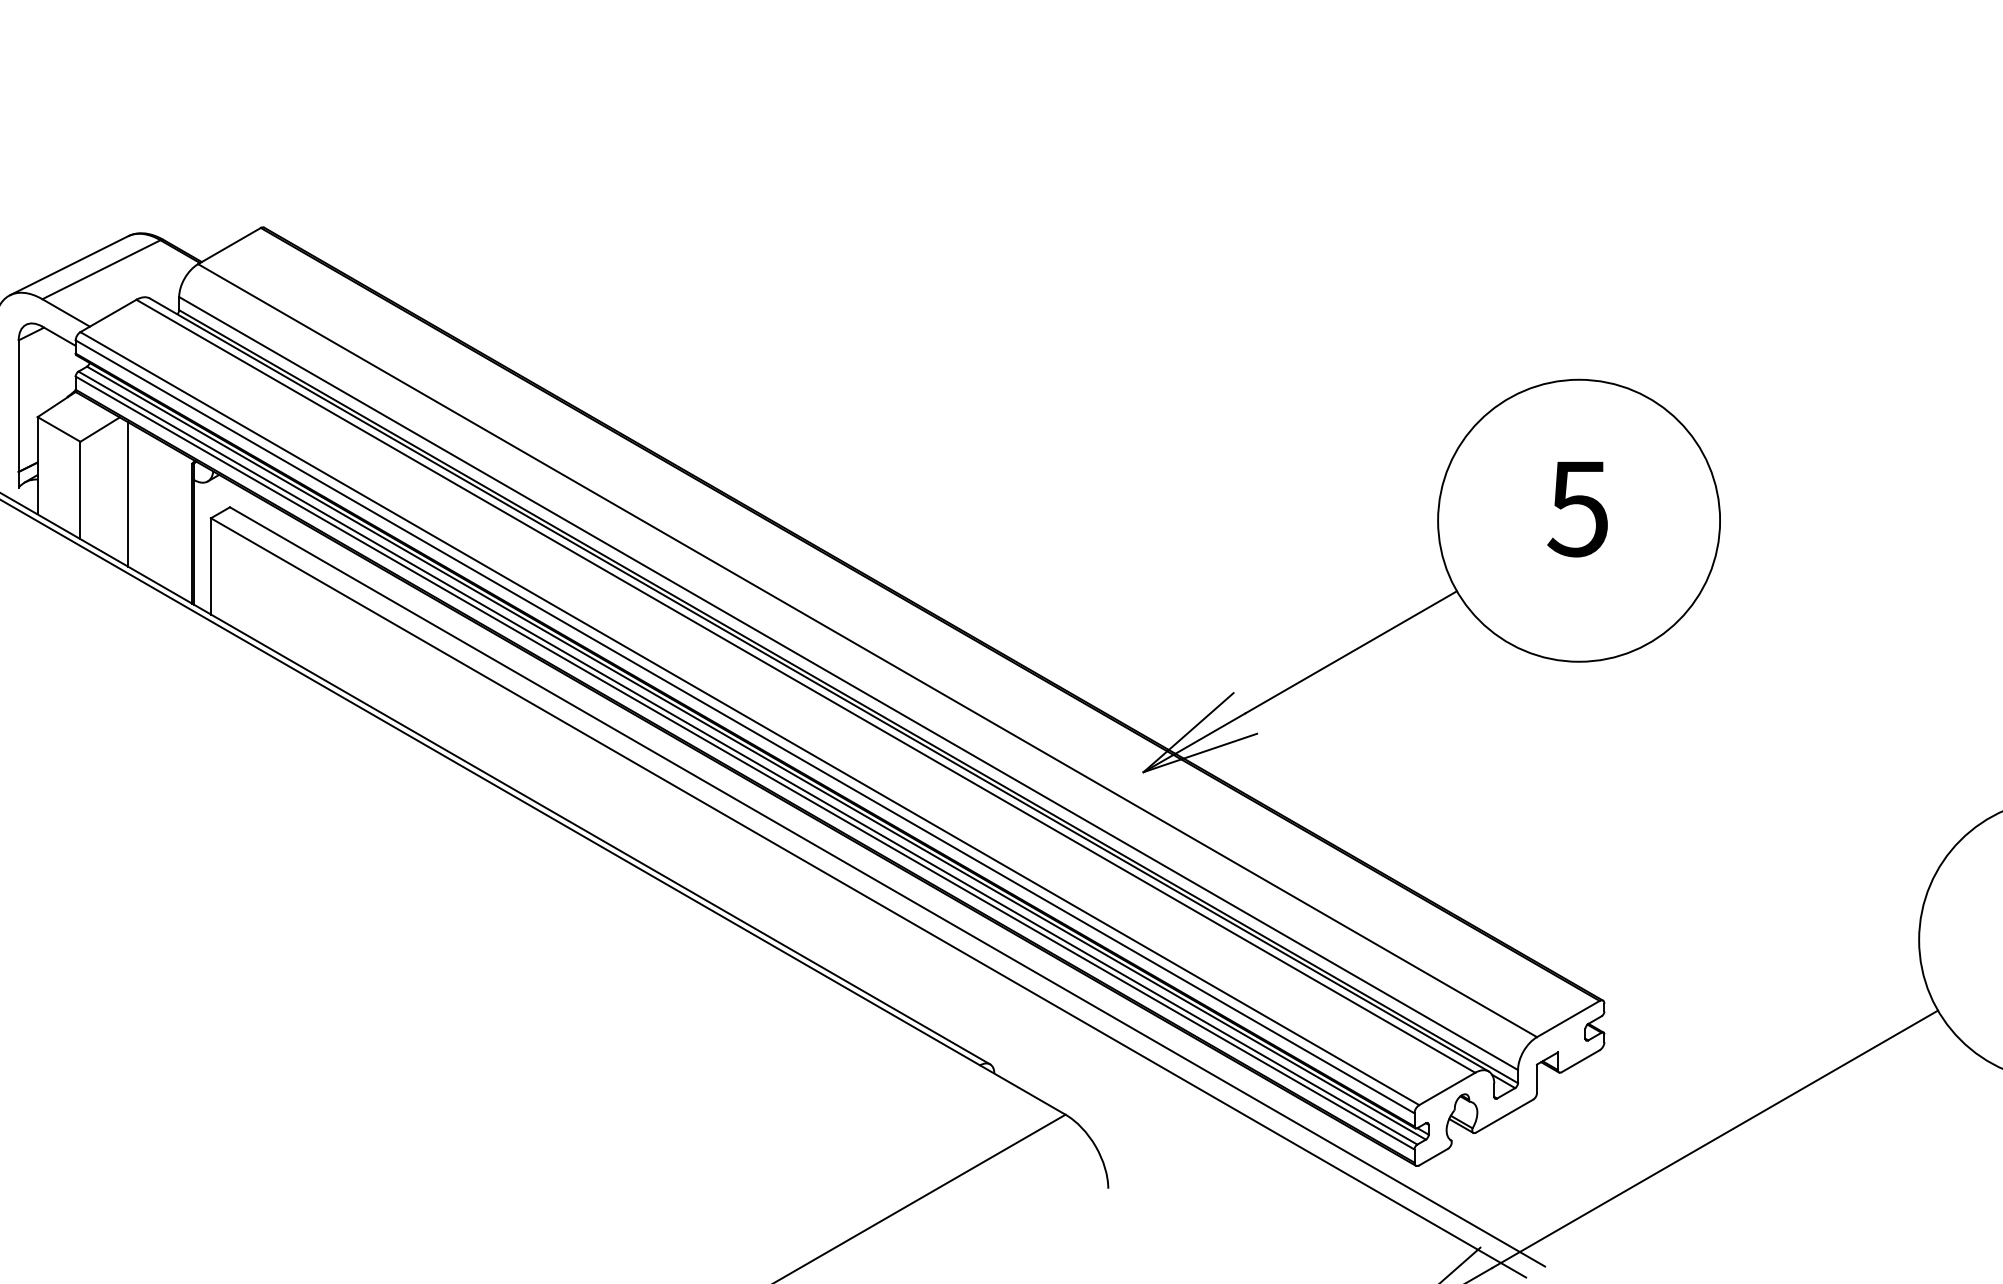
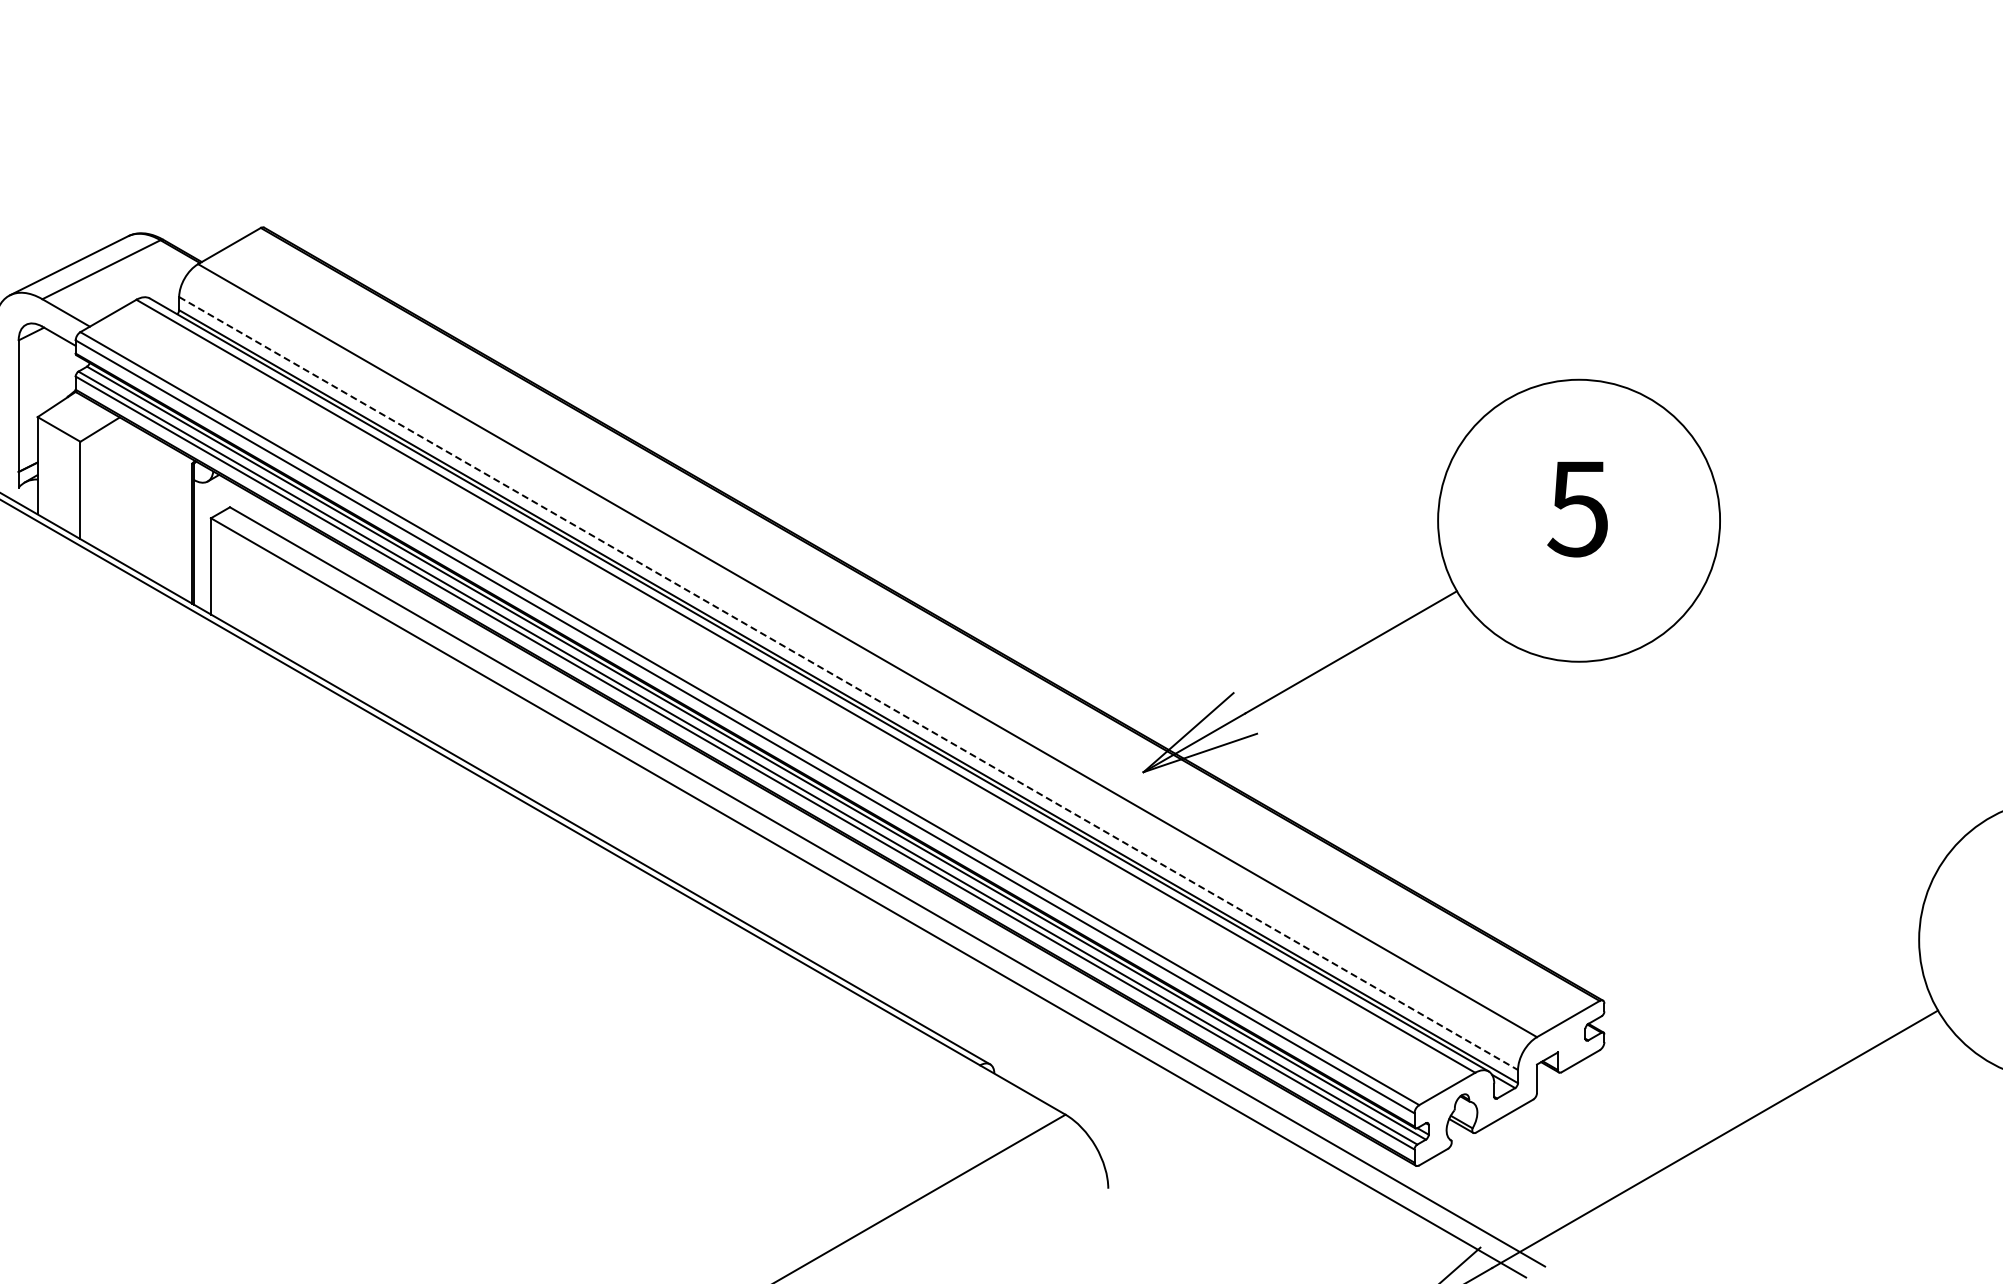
line: present -> none (127, 494)
line: solid -> dashed (848, 683)
